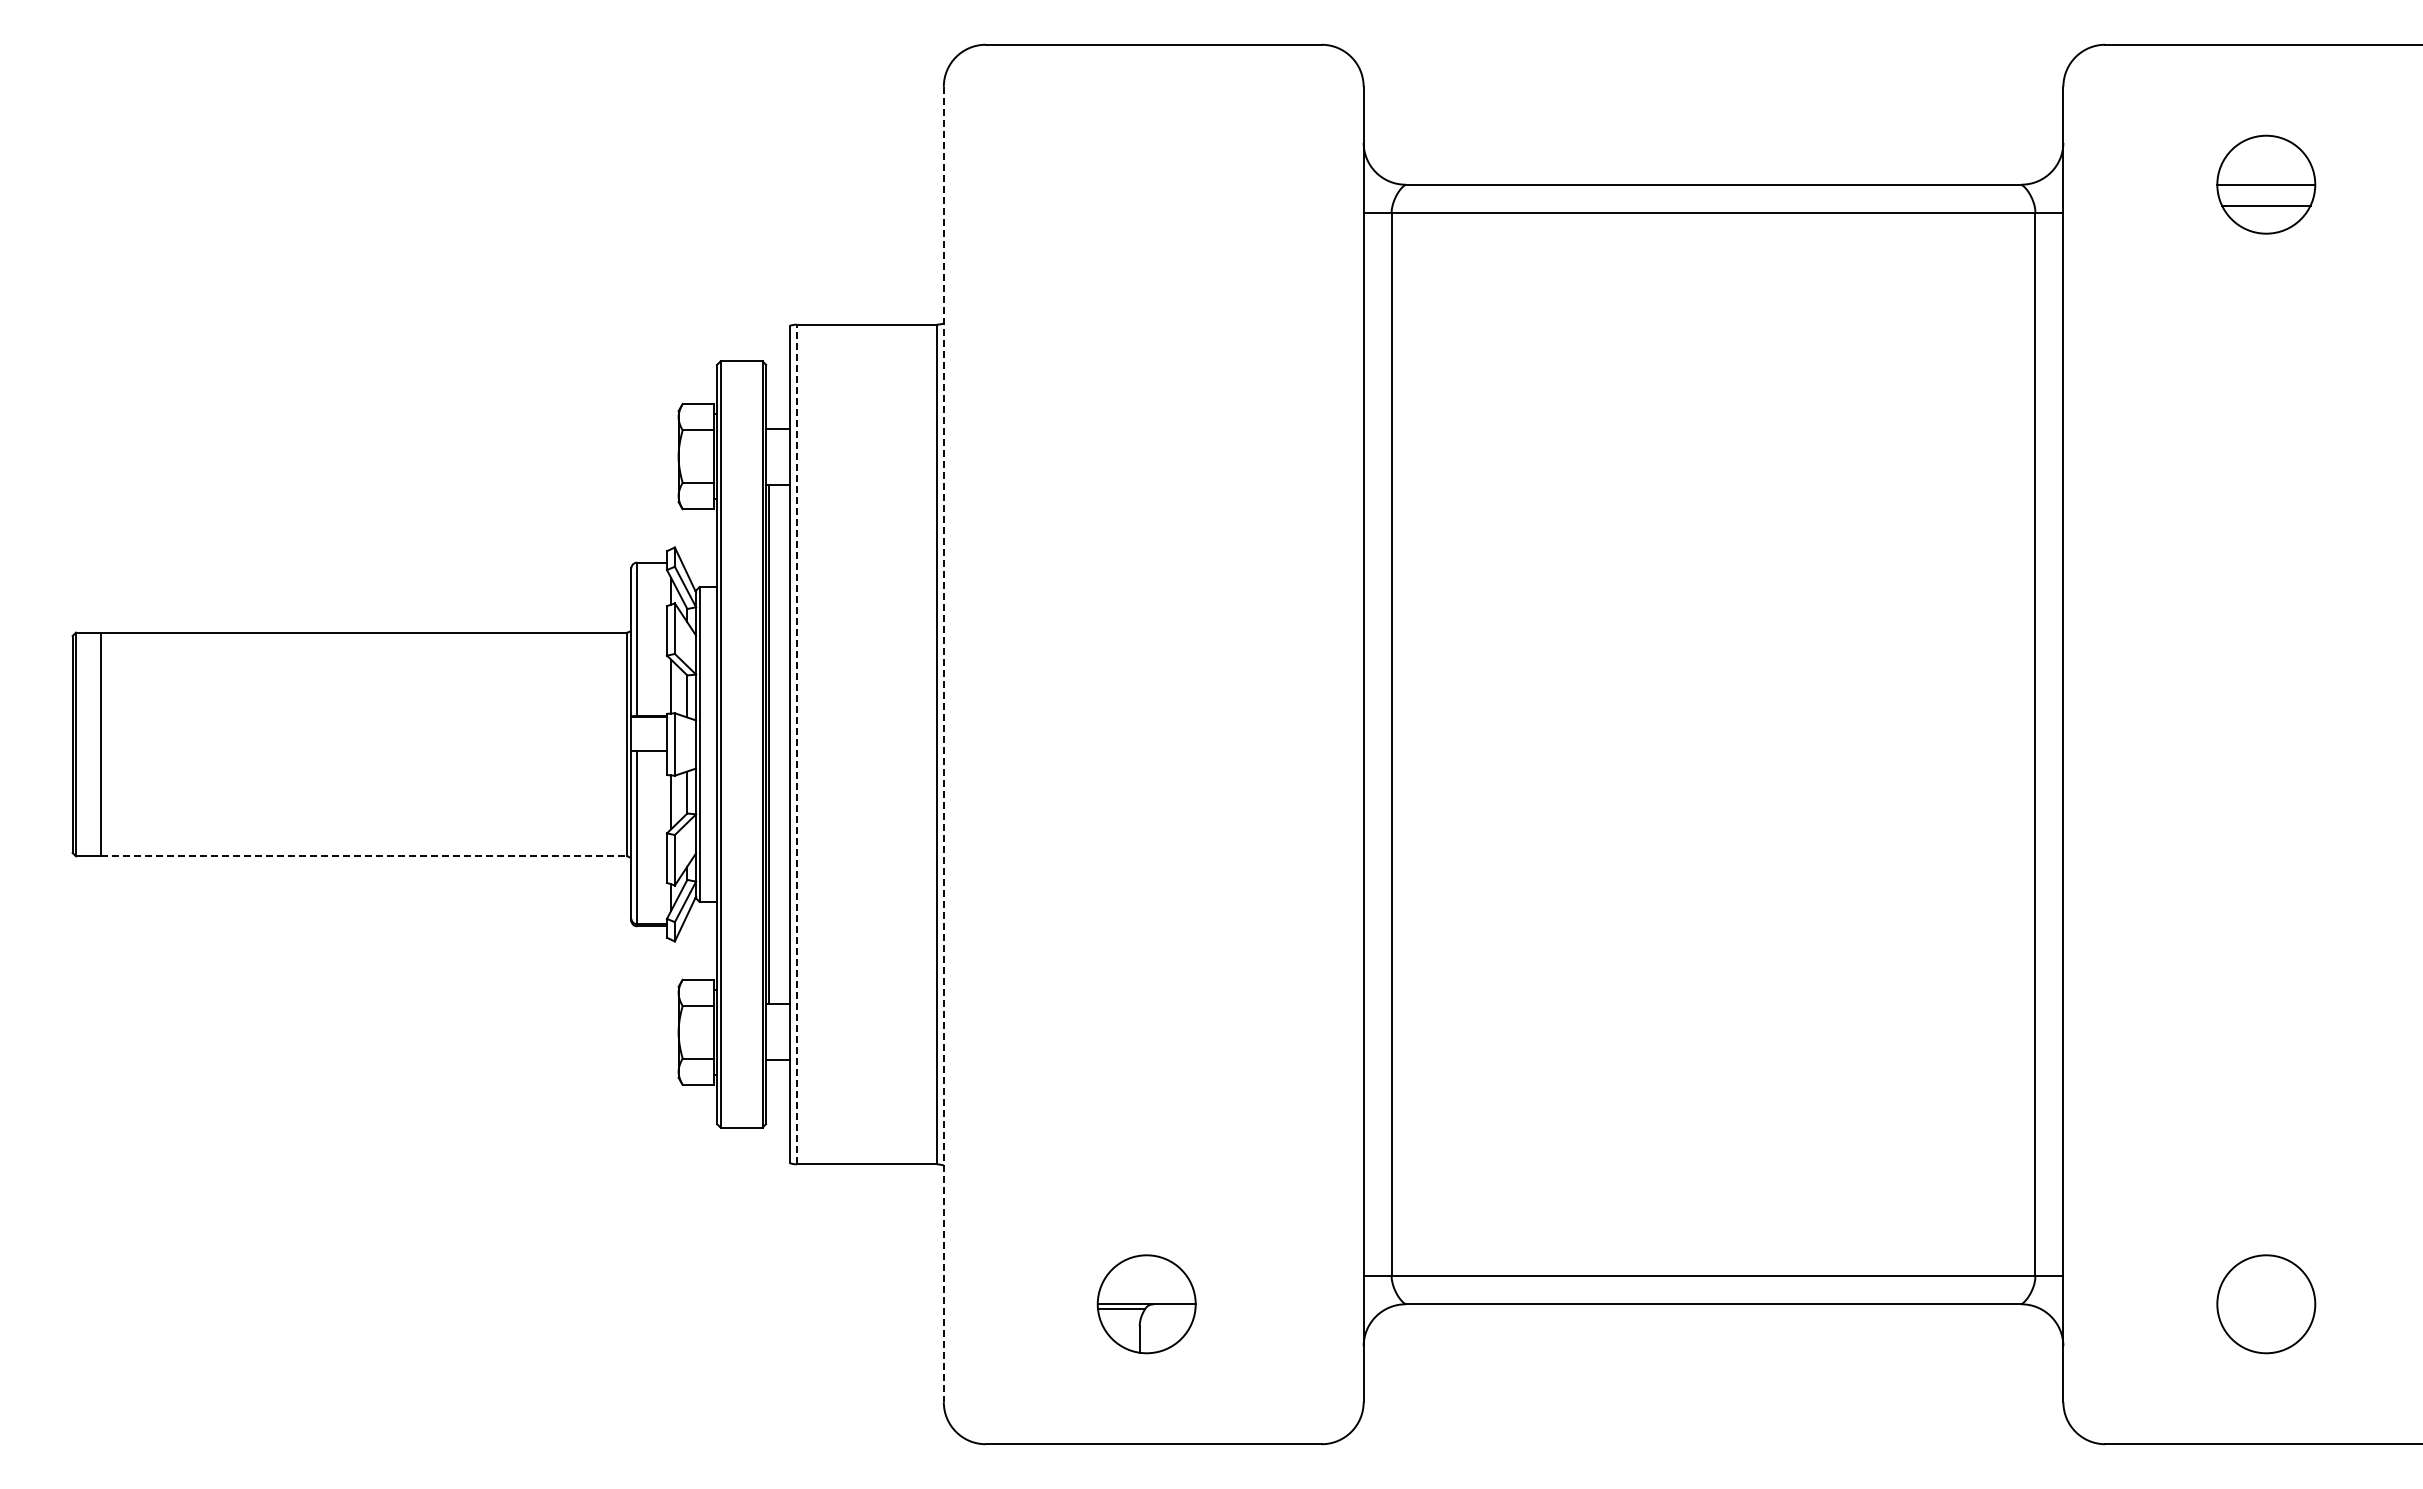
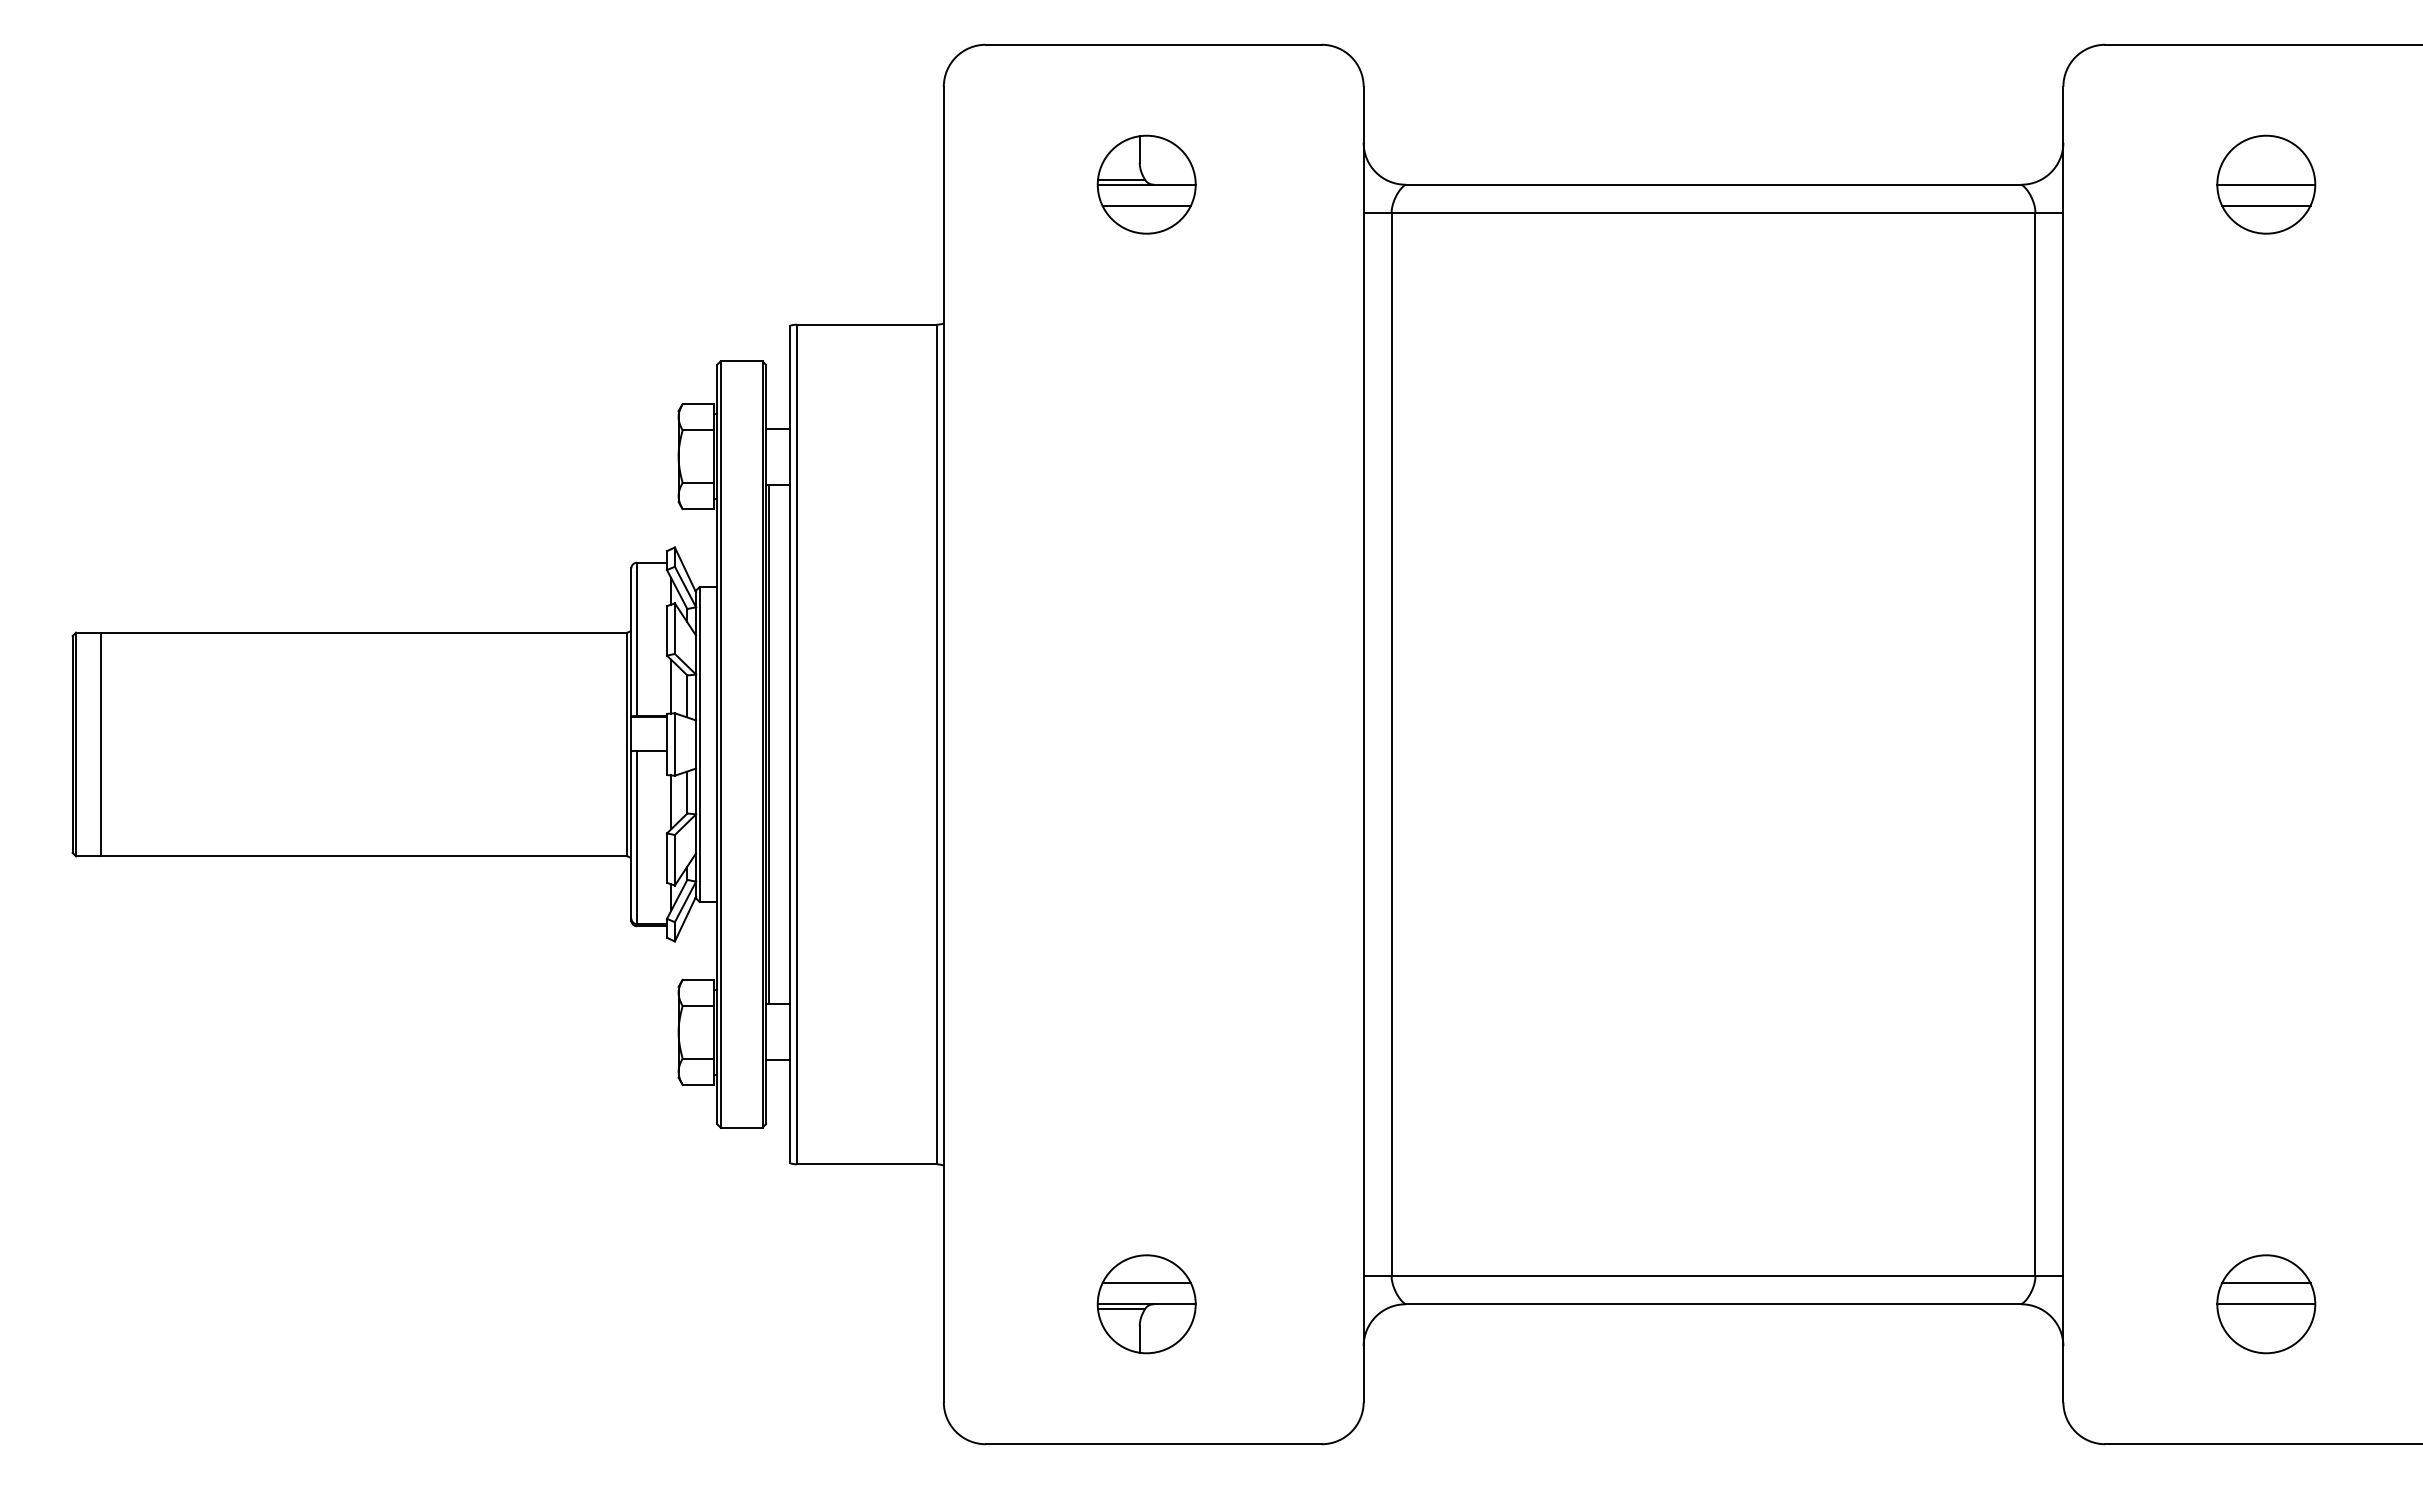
part: none -> present (1146, 184)
line: dashed -> solid (796, 744)
line: dashed -> solid (943, 744)
line: dashed -> solid (364, 856)
line: none -> present (1146, 1283)
line: none -> present (2266, 1283)
line: none -> present (2266, 1304)
